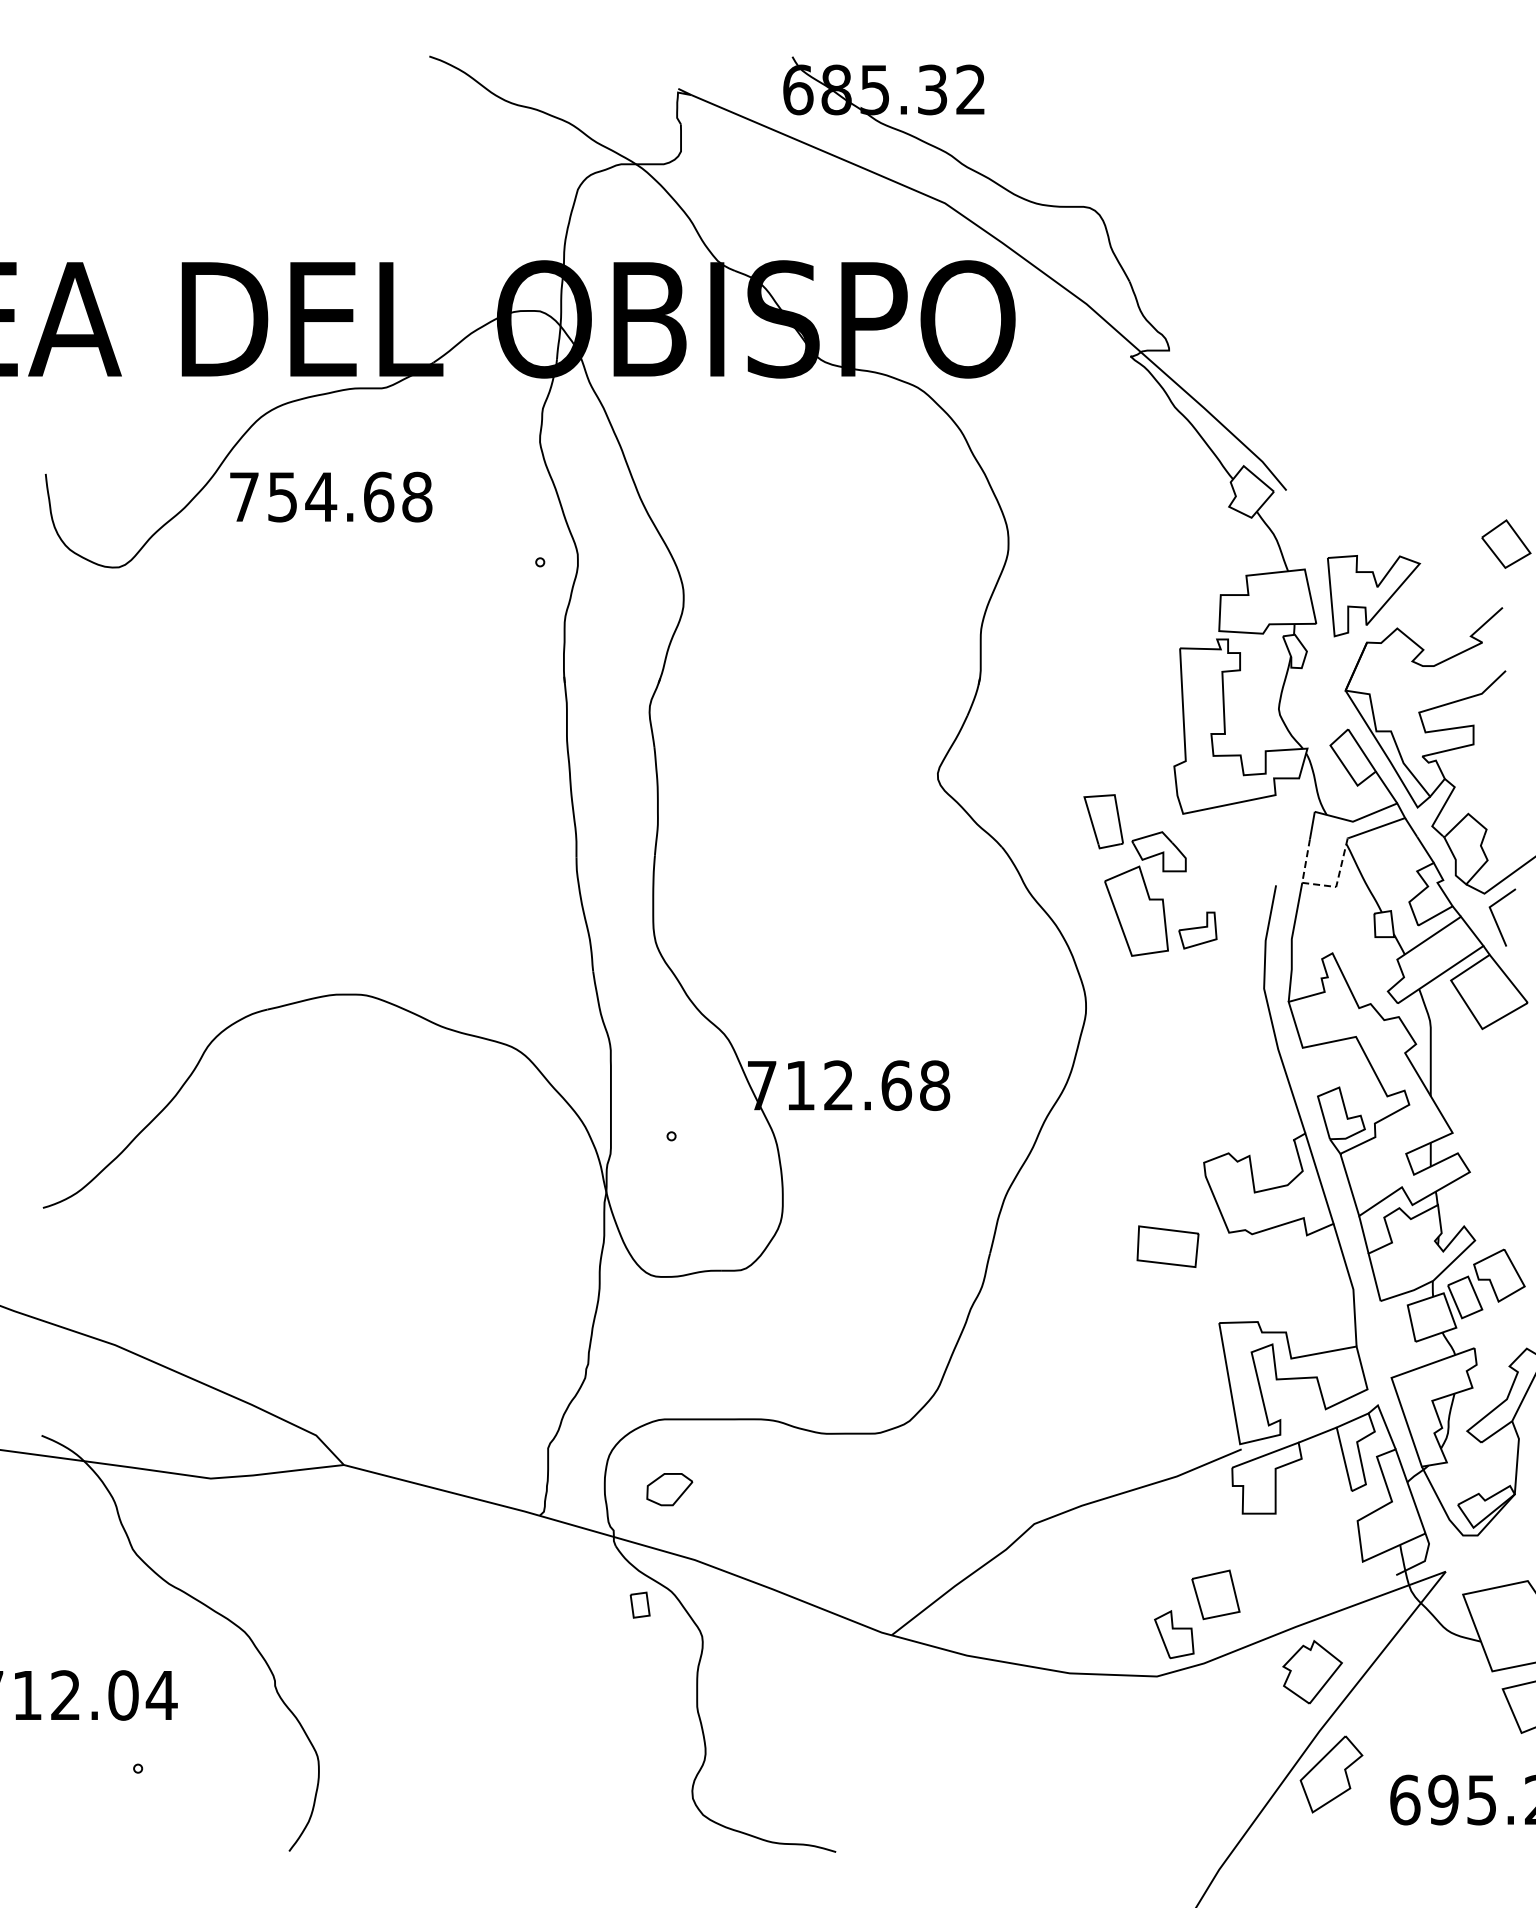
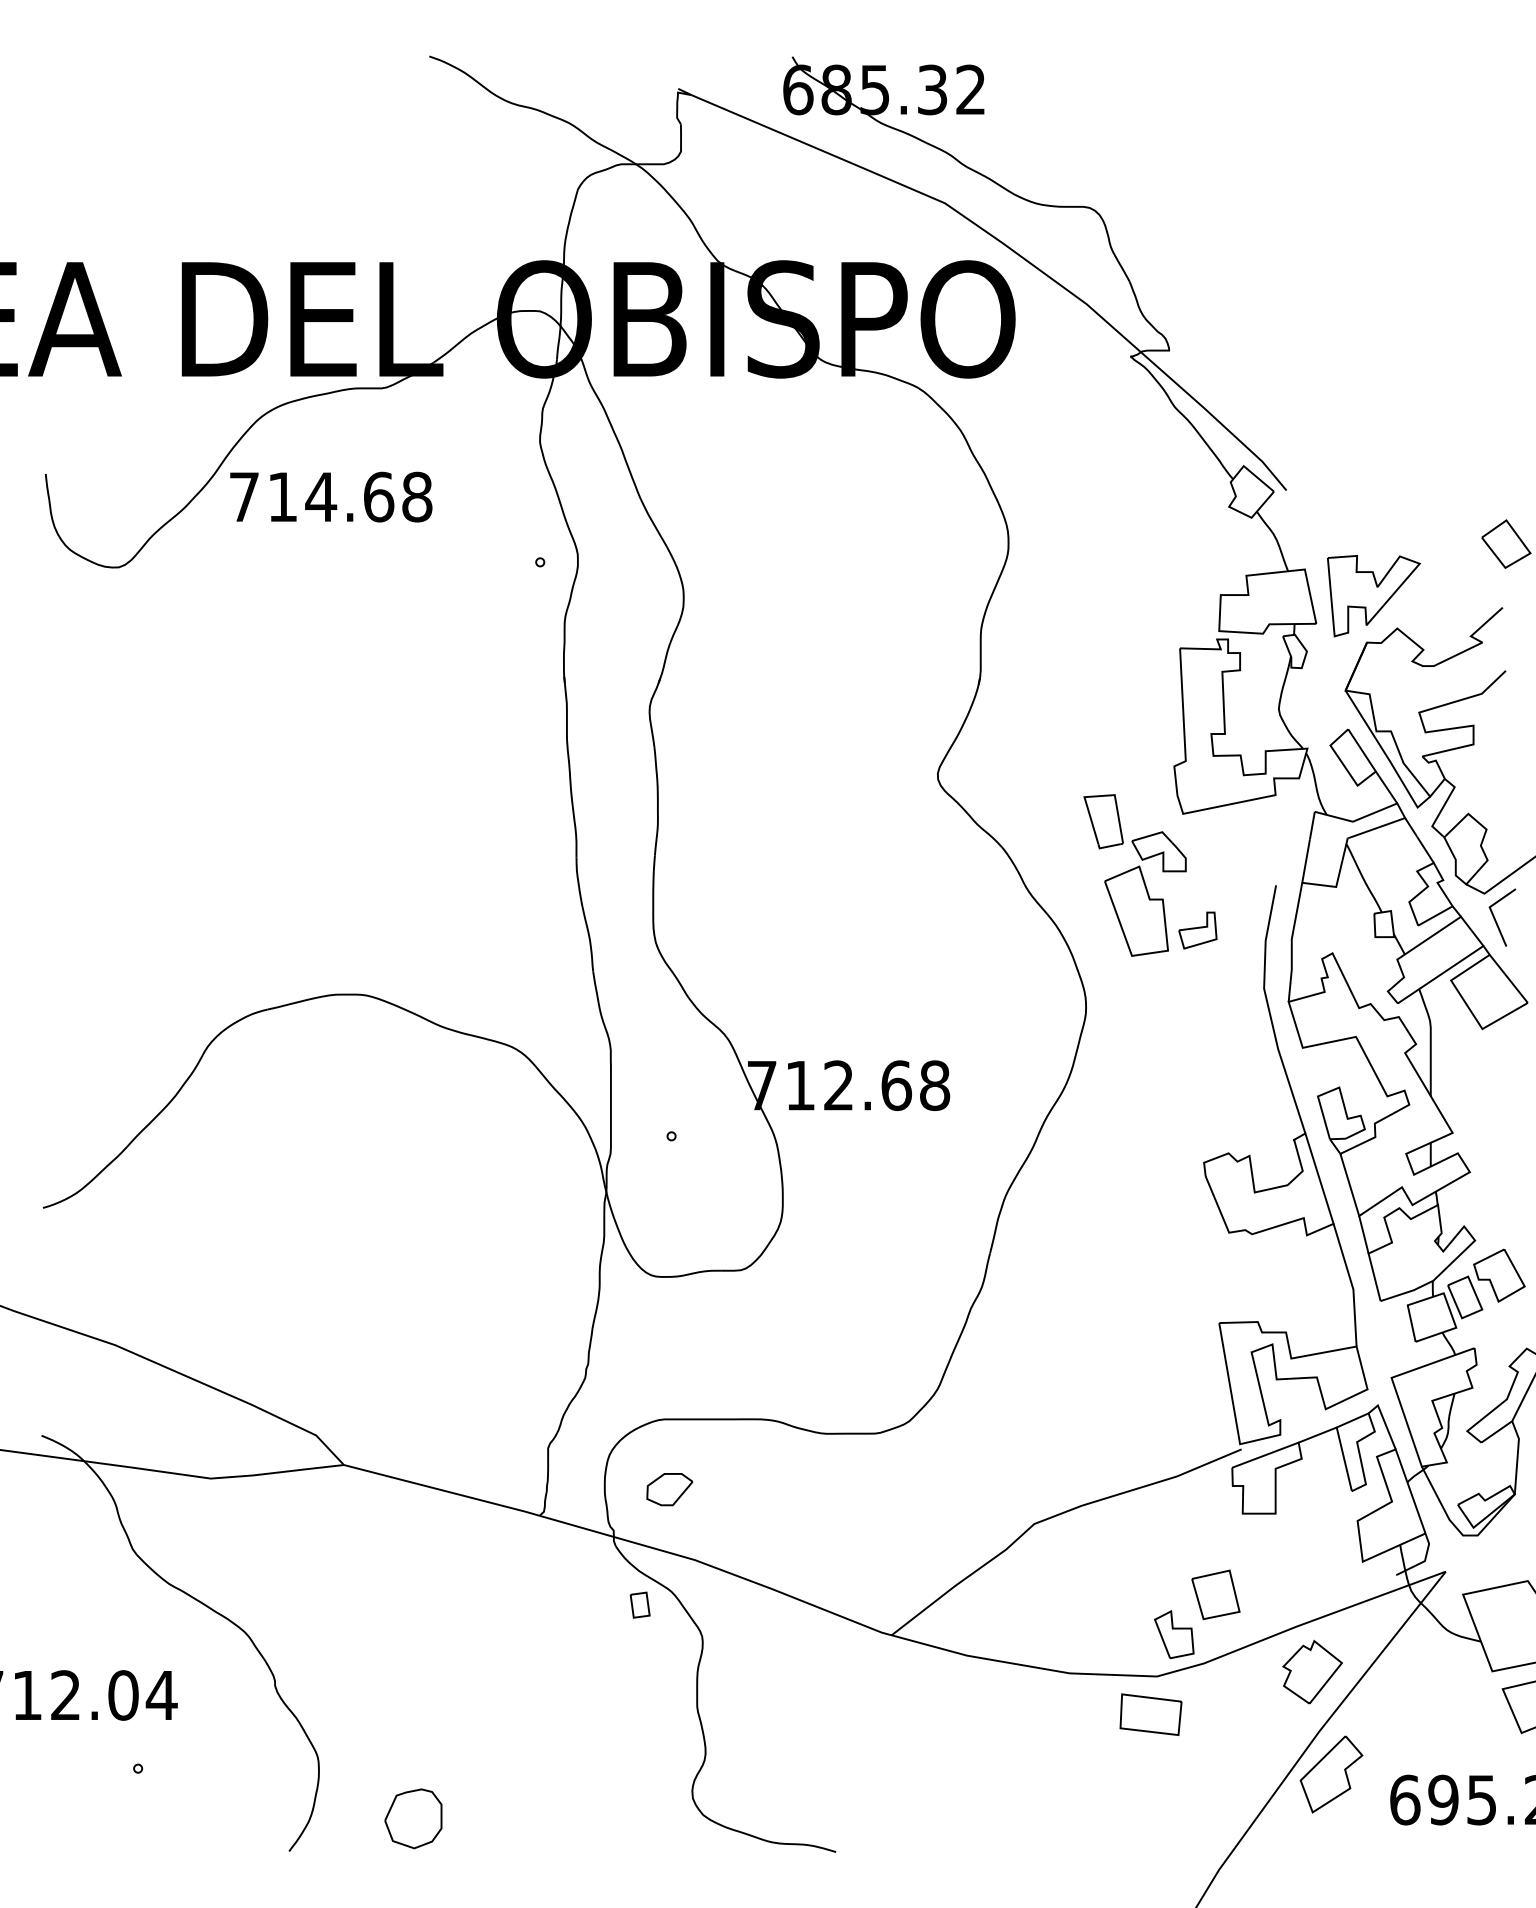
text: 754.68 -> 714.68 (282, 497)
line: dashed -> solid (1321, 885)
part position: (1167, 1246) -> (1150, 1714) (1150, 1714)
part: none -> present (413, 1818)
